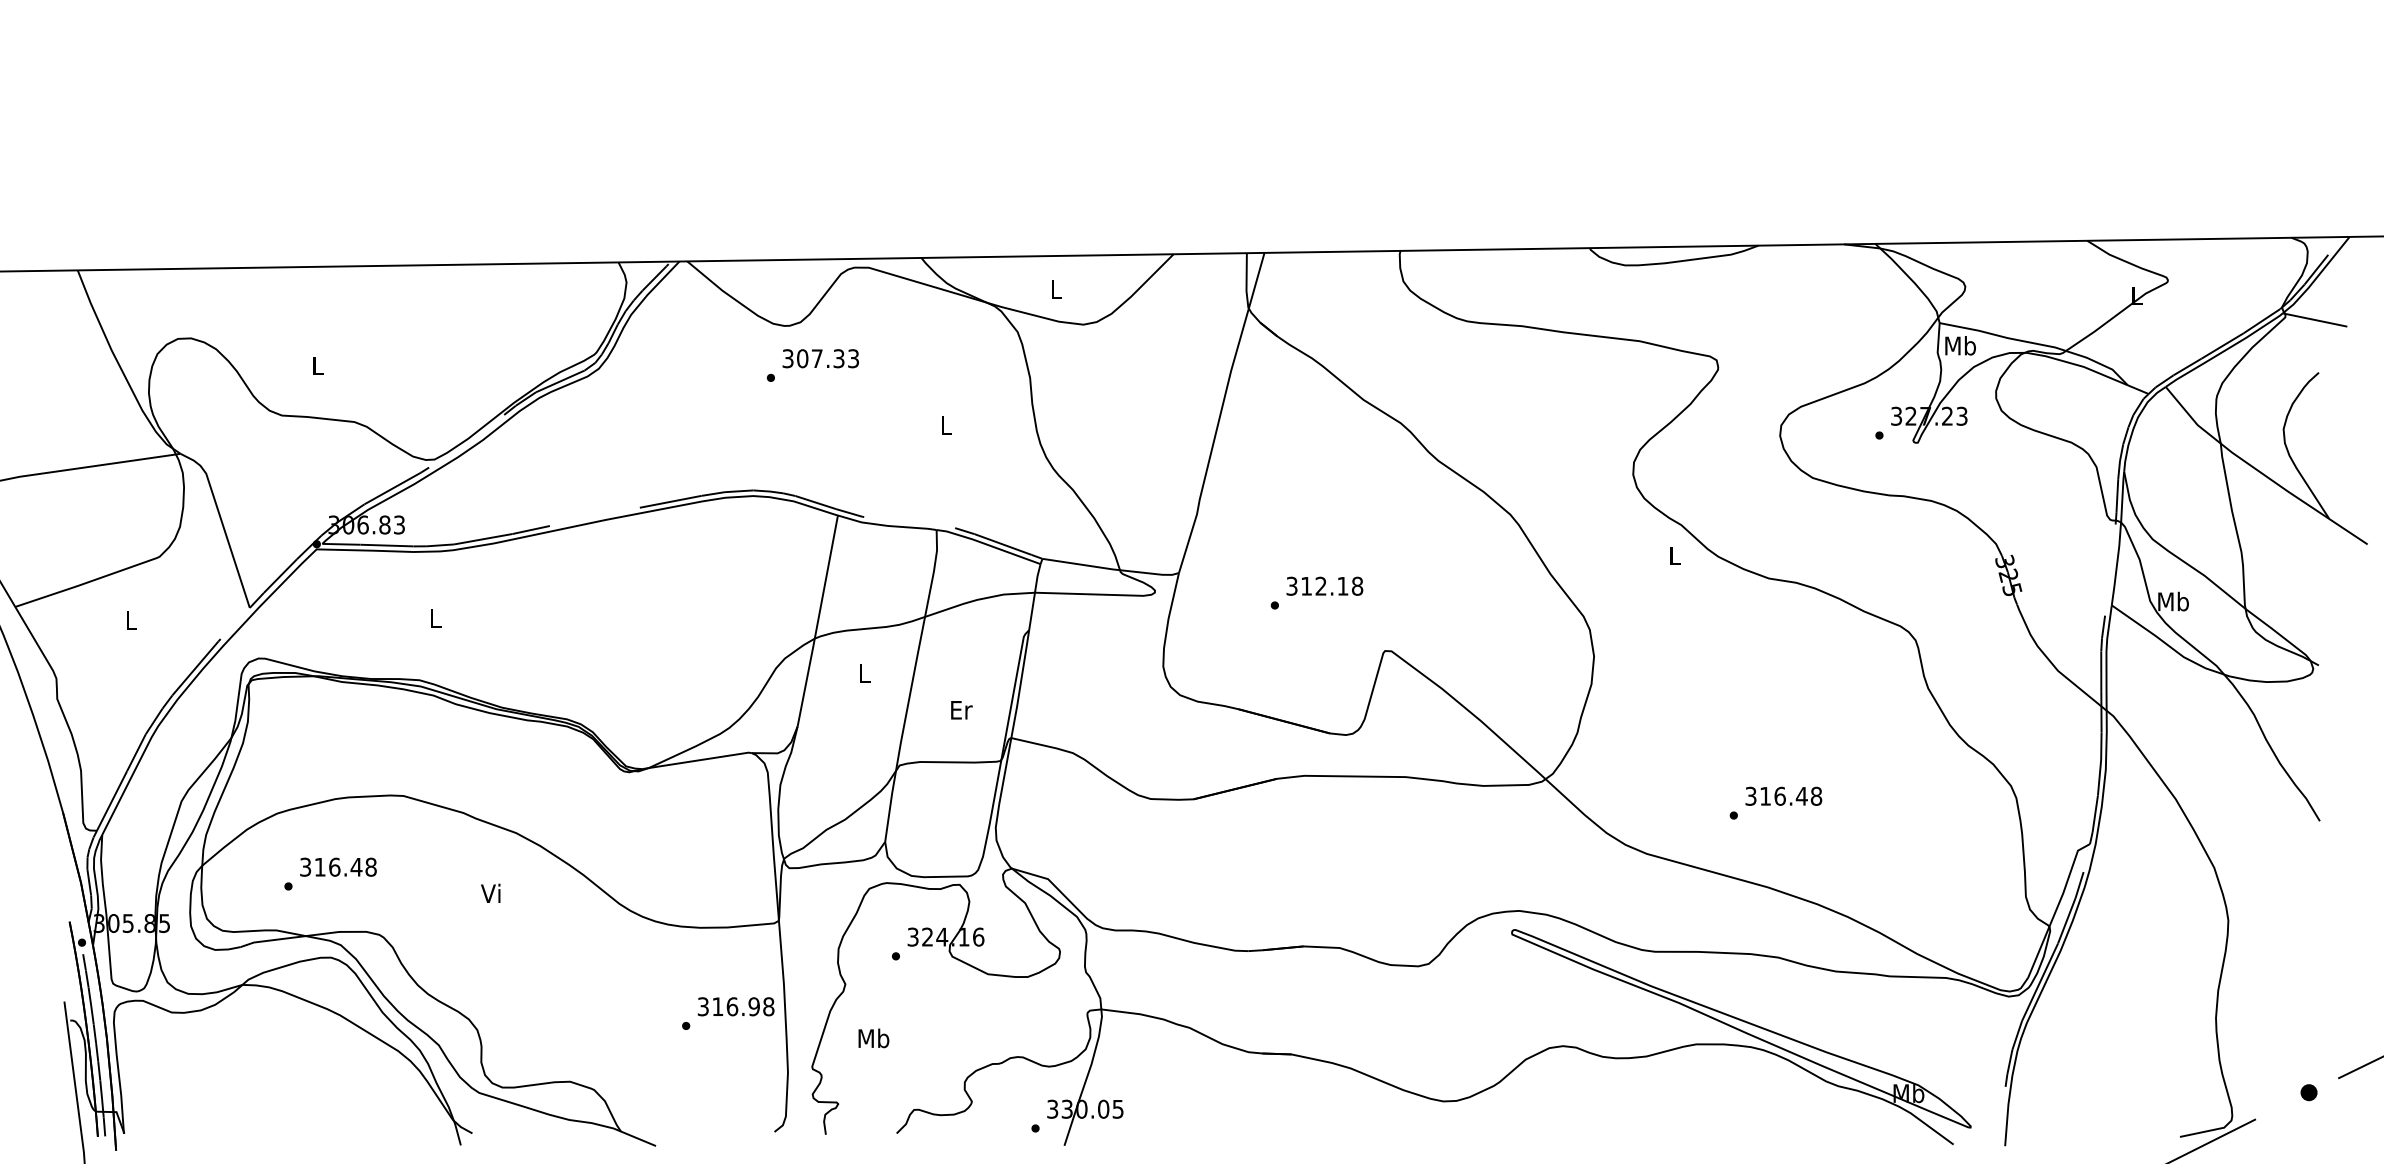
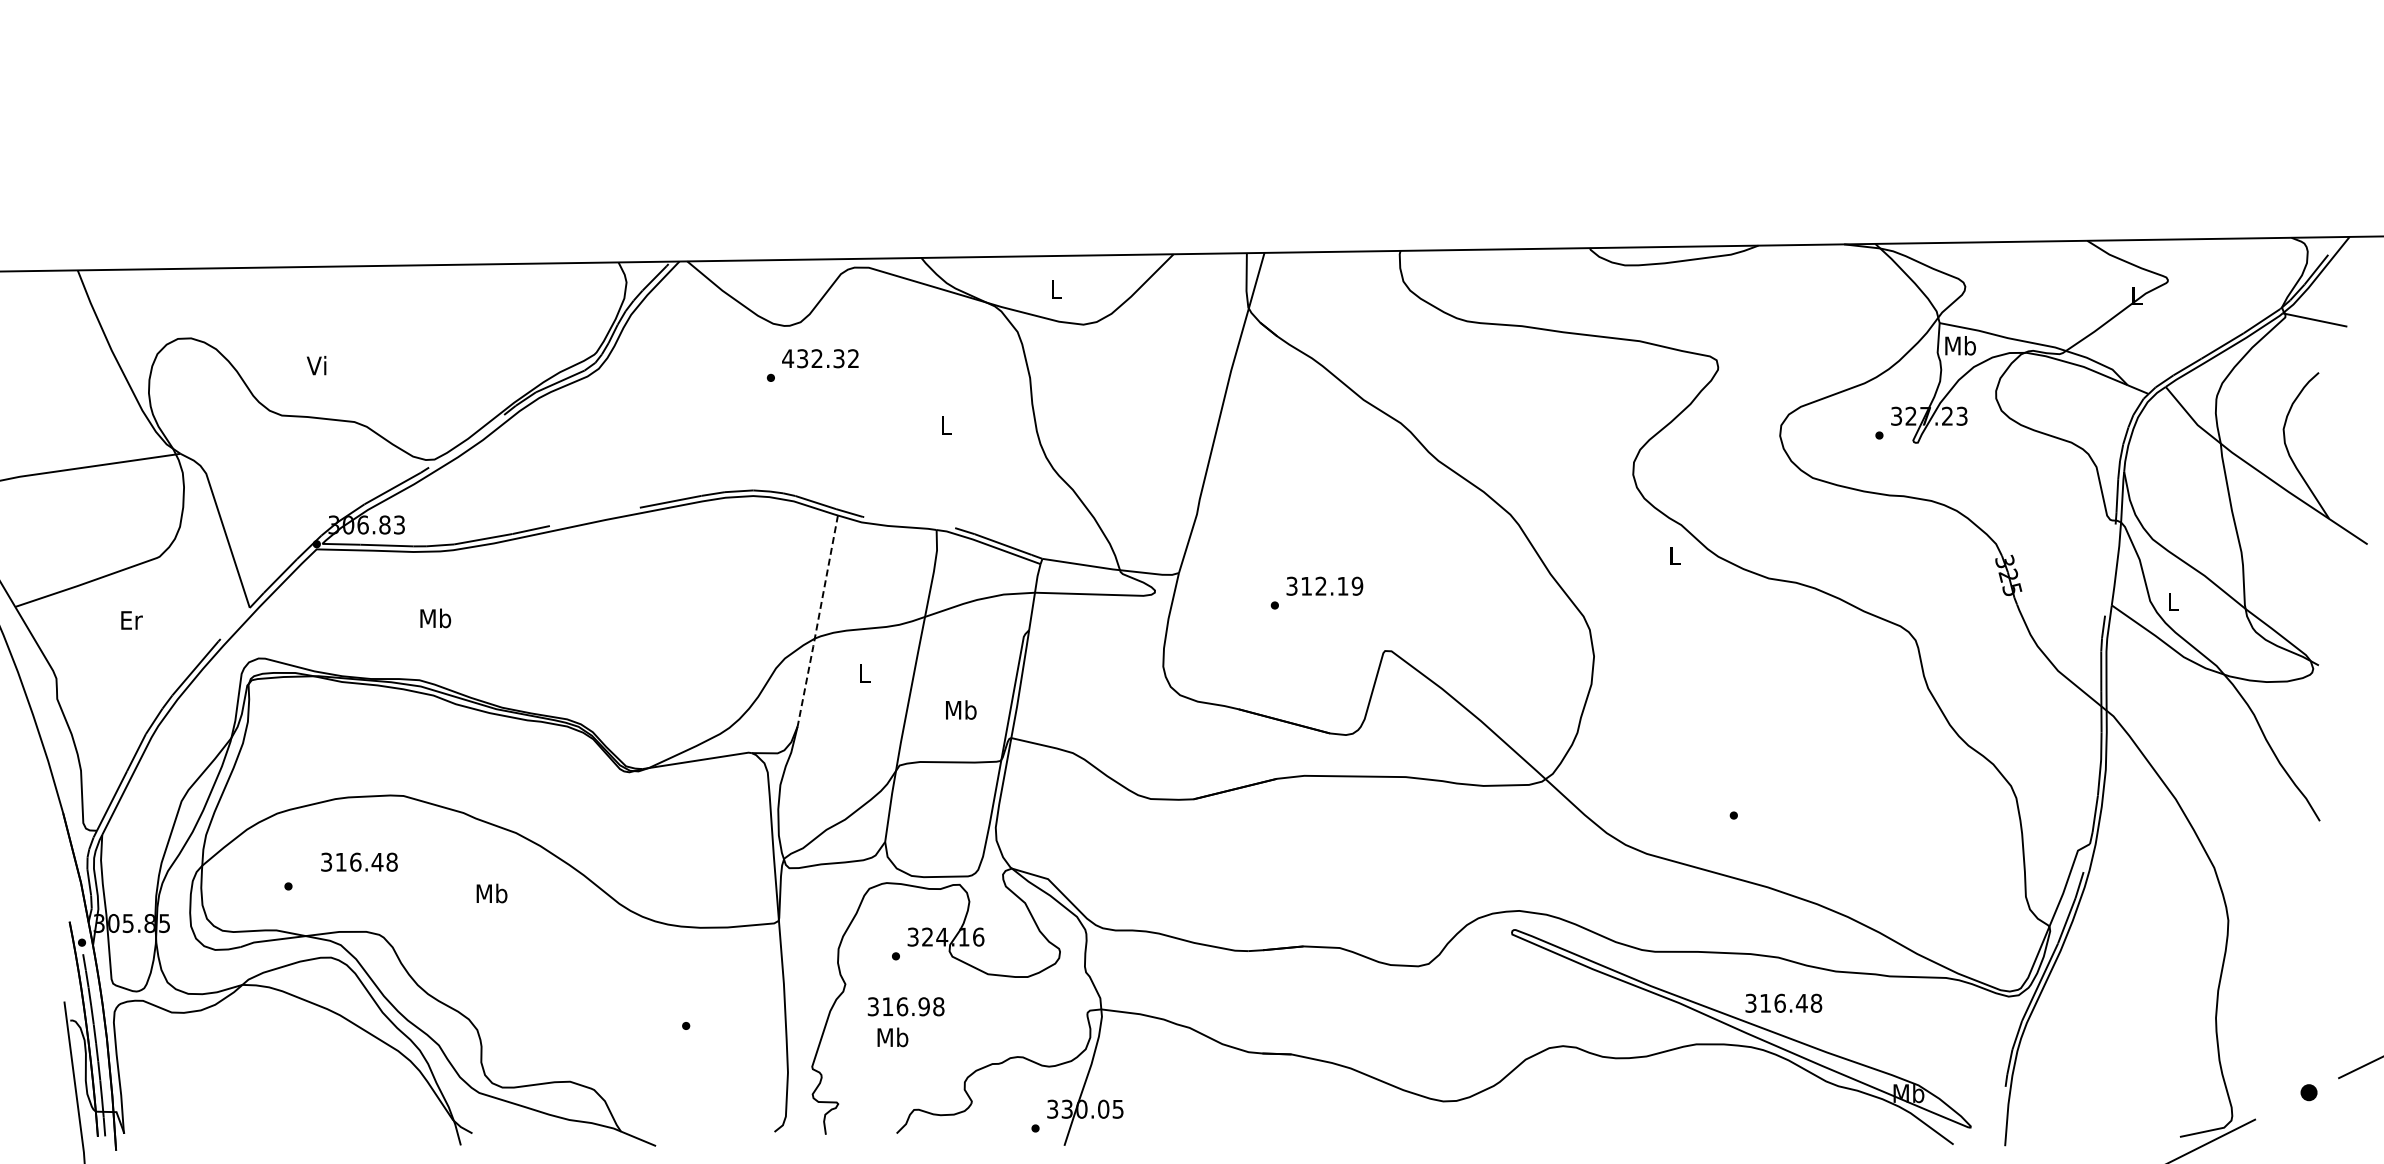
text: 307.33 -> 432.32 (820, 358)
text: L -> Vi (316, 365)
text: 312.18 -> 312.19 (1357, 586)
text: Mb -> L (2173, 601)
text: L -> Mb (435, 618)
text: L -> Er (131, 620)
line: solid -> dashed (817, 621)
text: Er -> Mb (961, 709)
text position: (1783, 795) -> (1783, 1002) (1783, 1002)
text position: (338, 866) -> (359, 861) (359, 861)
text: Vi -> Mb (491, 893)
text position: (735, 1006) -> (905, 1006) (905, 1006)
text position: (873, 1038) -> (892, 1037) (892, 1037)
